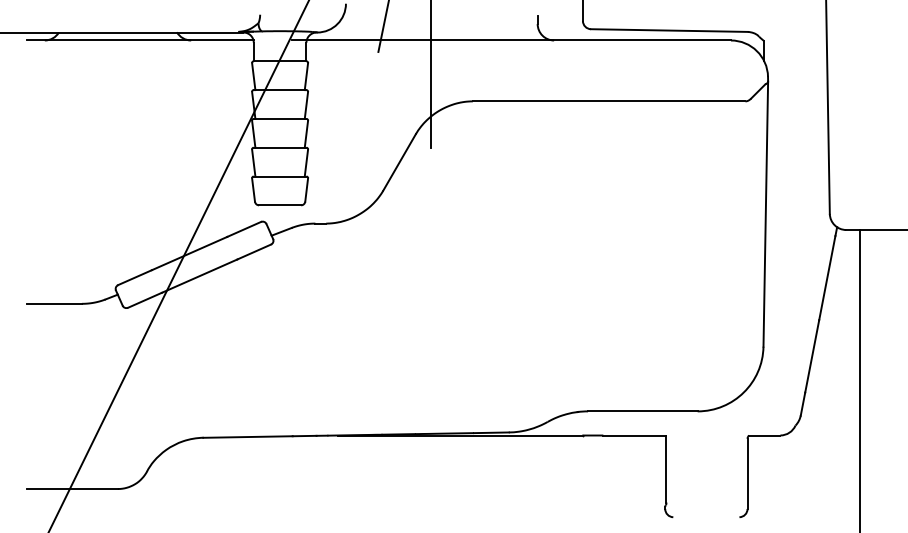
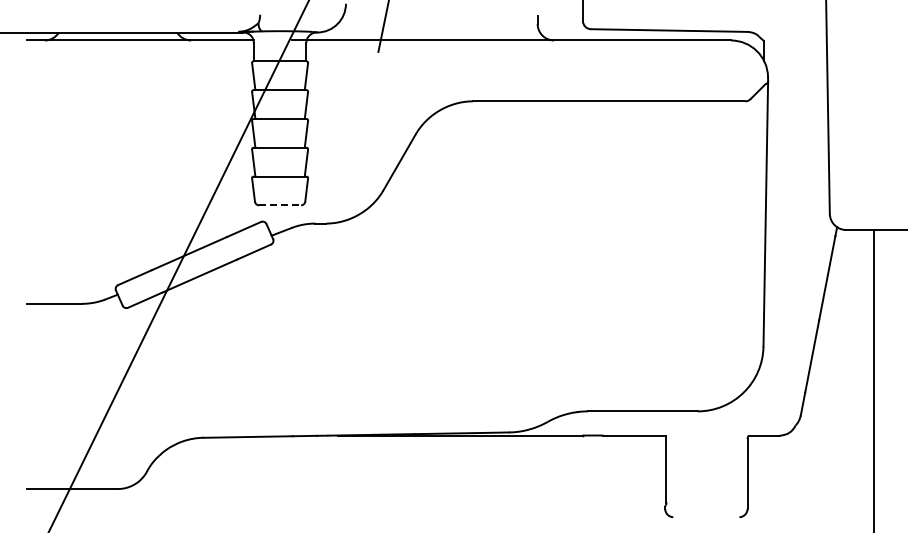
line: present -> none (430, 74)
line: solid -> dashed (280, 205)
line position: (860, 379) -> (874, 379) (874, 379)
